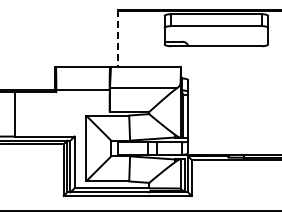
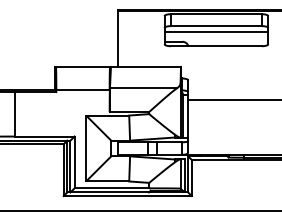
line: none -> present (216, 32)
line: dashed -> solid (117, 39)
line: none -> present (233, 99)
